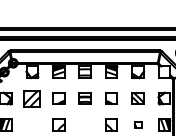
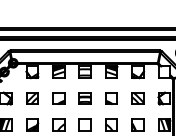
part size: 18x18 px -> 13x13 px (32, 98)
part: none -> present (32, 124)
part: none -> present (84, 124)
part size: 9x8 px -> 14x14 px (137, 124)
